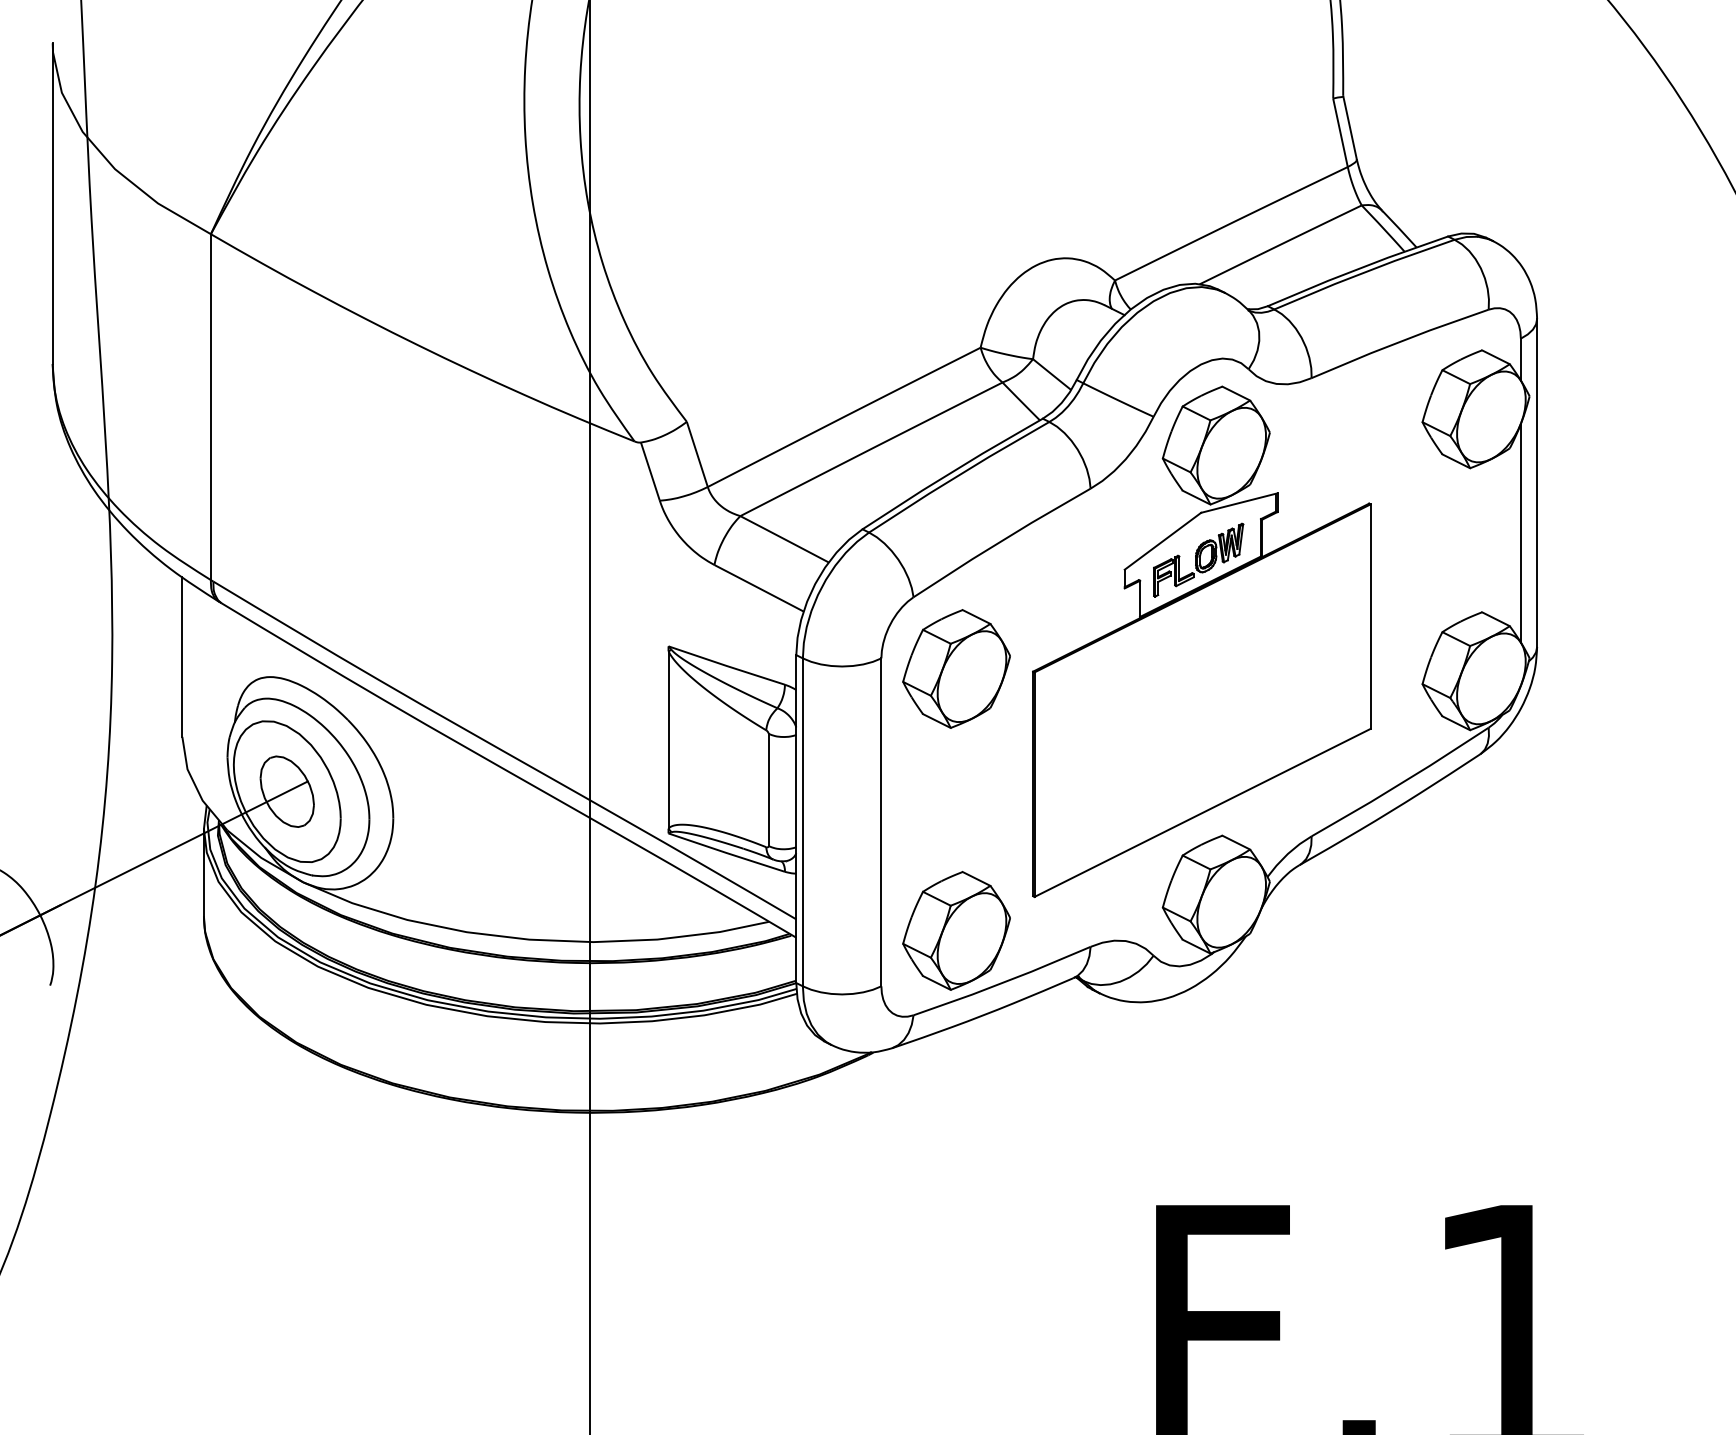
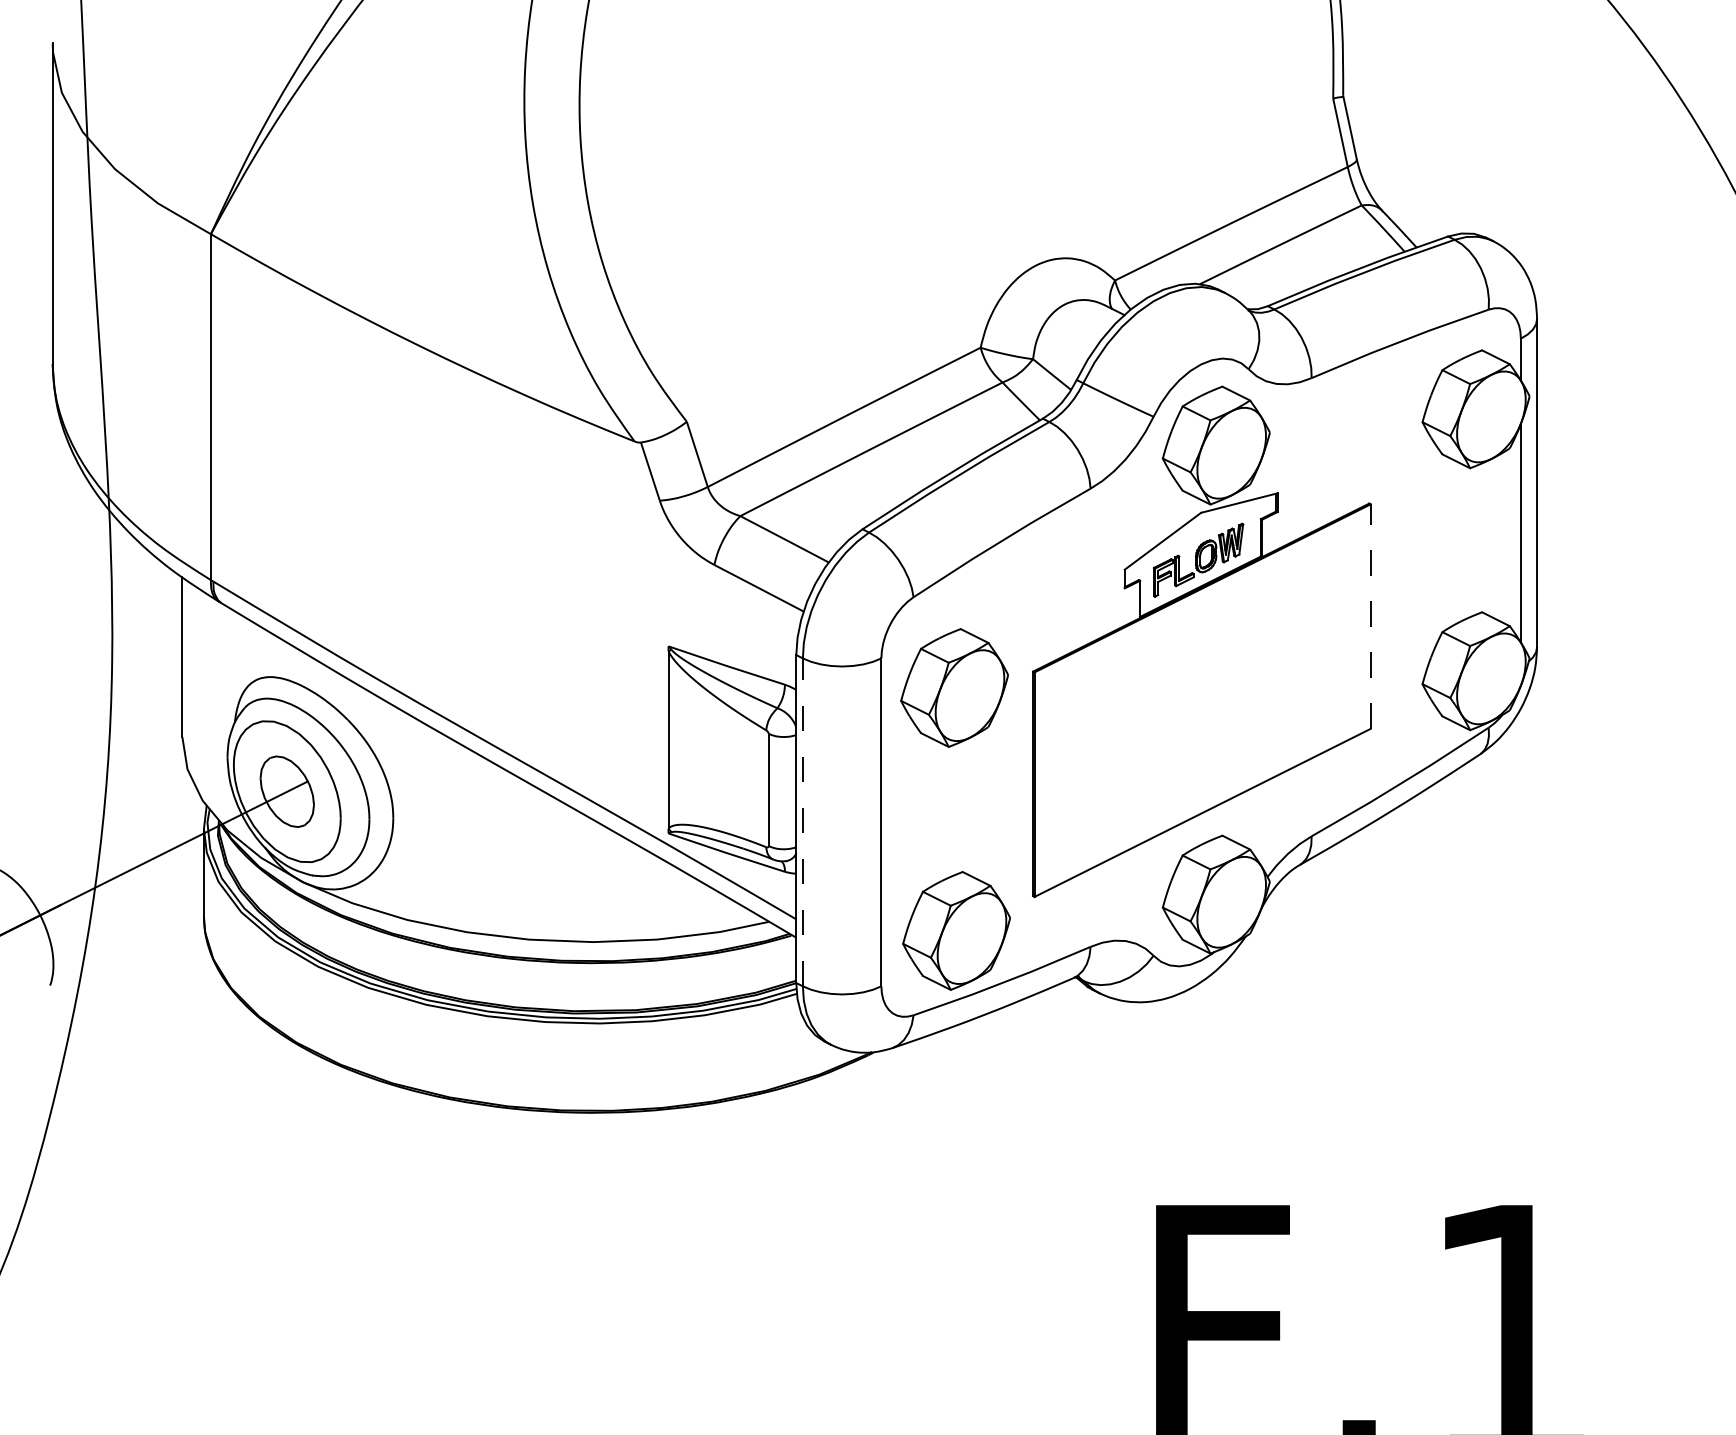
line: solid -> dashed (1370, 616)
part position: (956, 668) -> (954, 687) (954, 687)
line: present -> none (589, 716)
line: solid -> dashed (802, 822)
